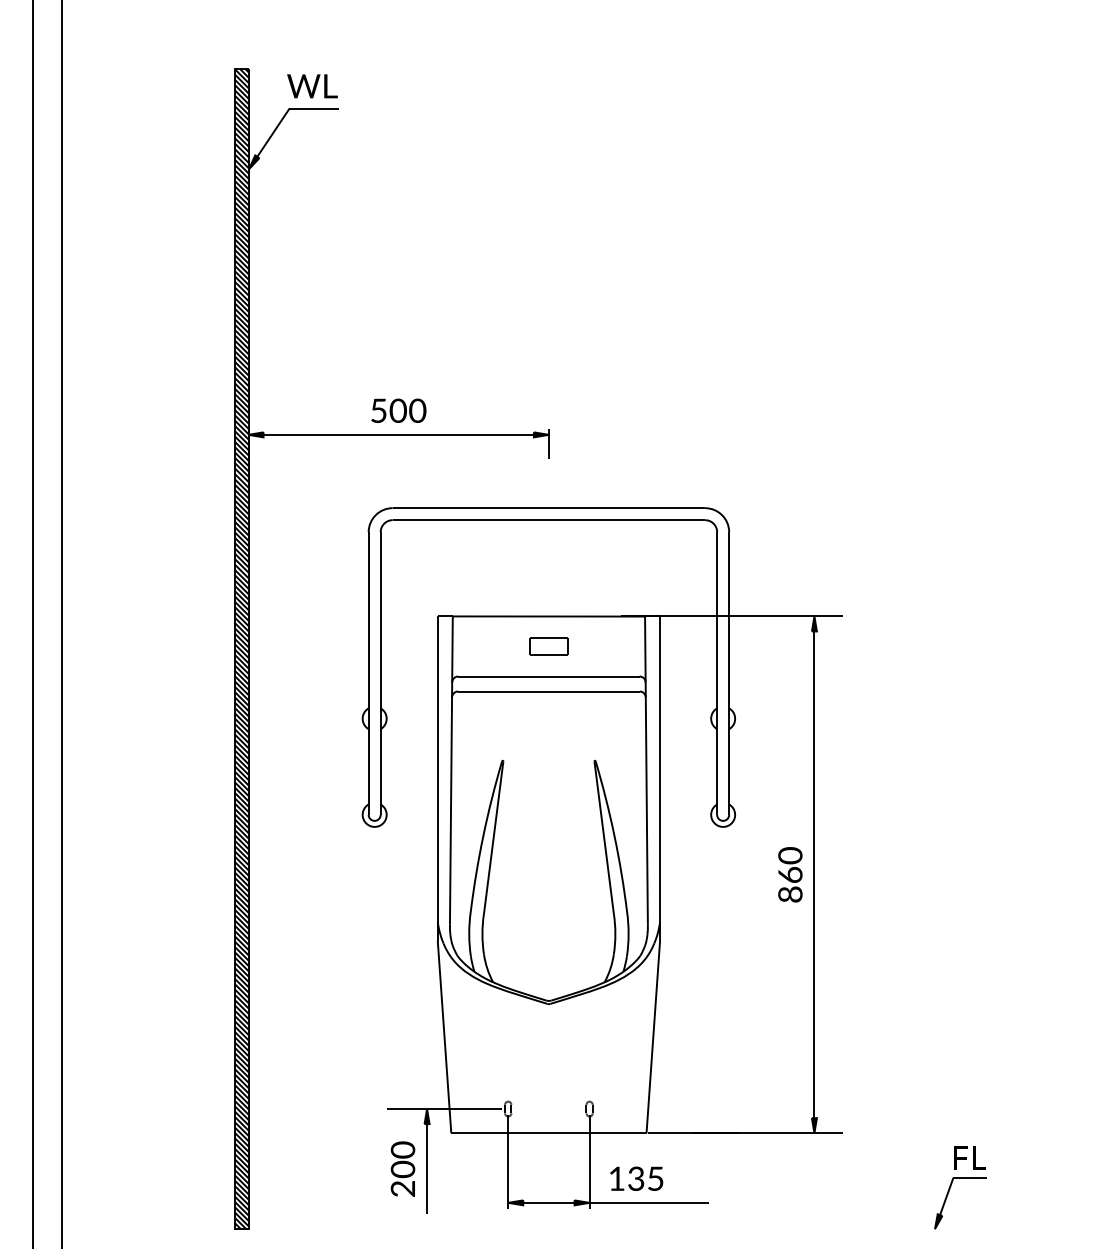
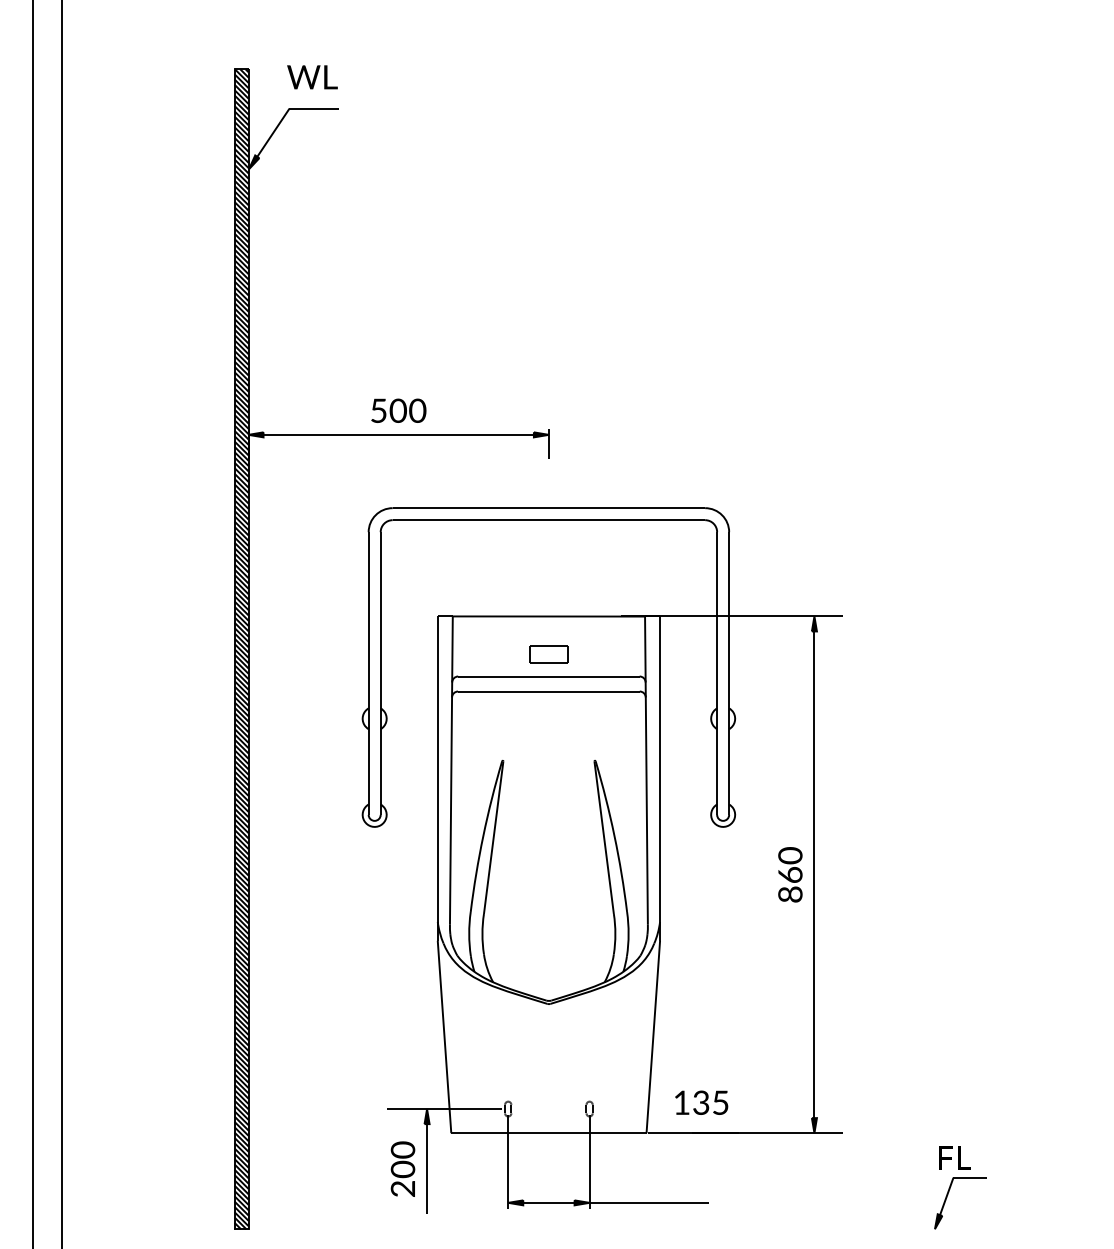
text position: (312, 86) -> (312, 77) (312, 77)
part position: (548, 646) -> (548, 654) (548, 654)
text position: (969, 1157) -> (954, 1157) (954, 1157)
text position: (636, 1178) -> (701, 1102) (701, 1102)
